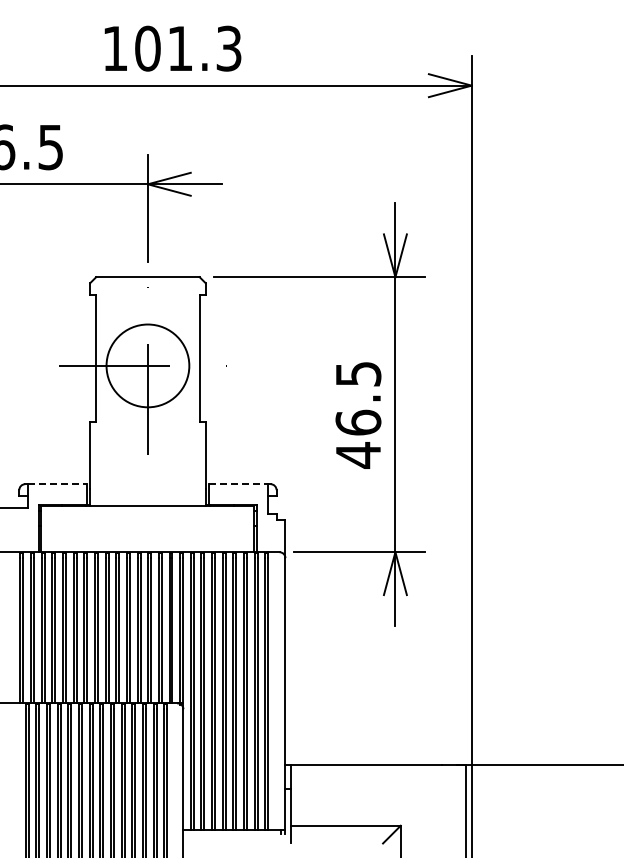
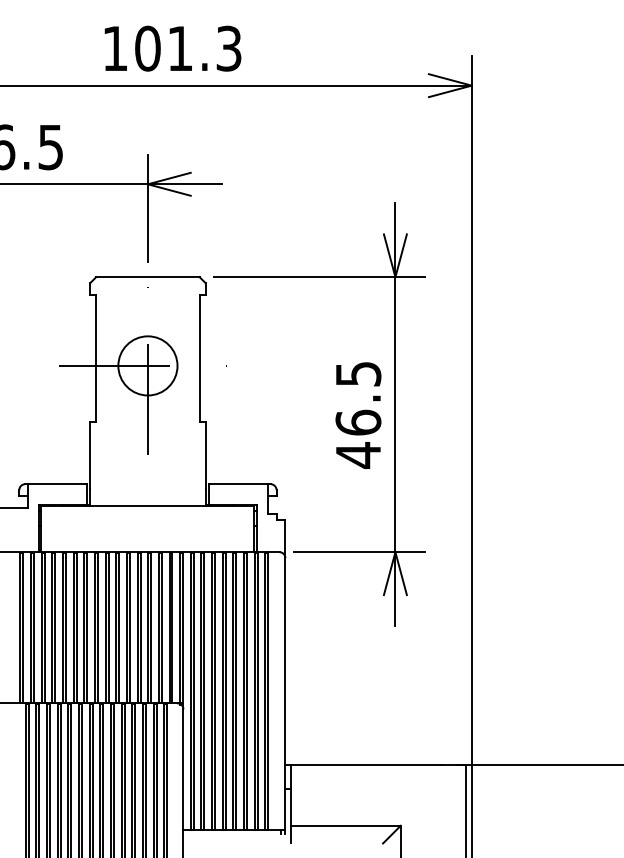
circle diameter: 83 px -> 59 px (147, 365)
line: dashed -> solid (57, 484)
line: dashed -> solid (238, 484)
